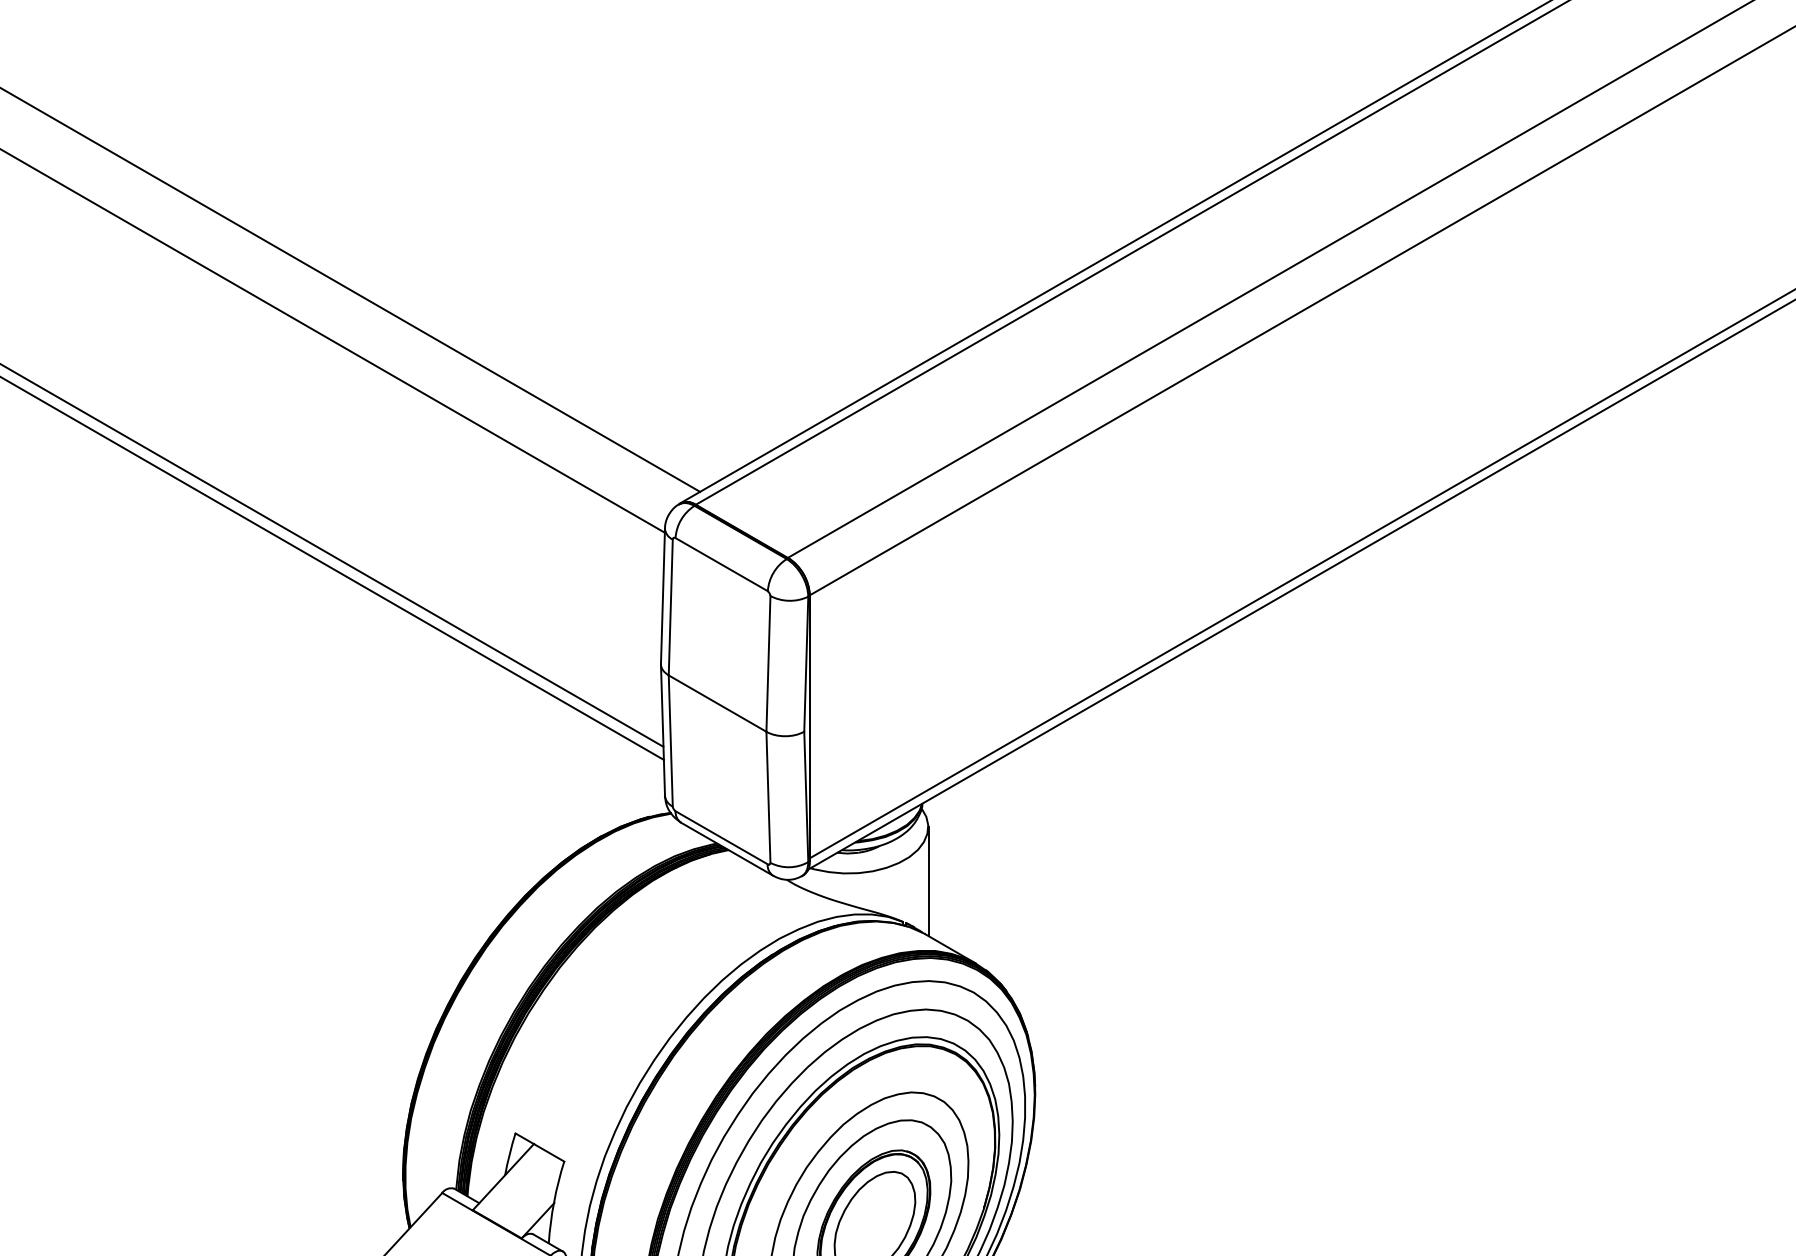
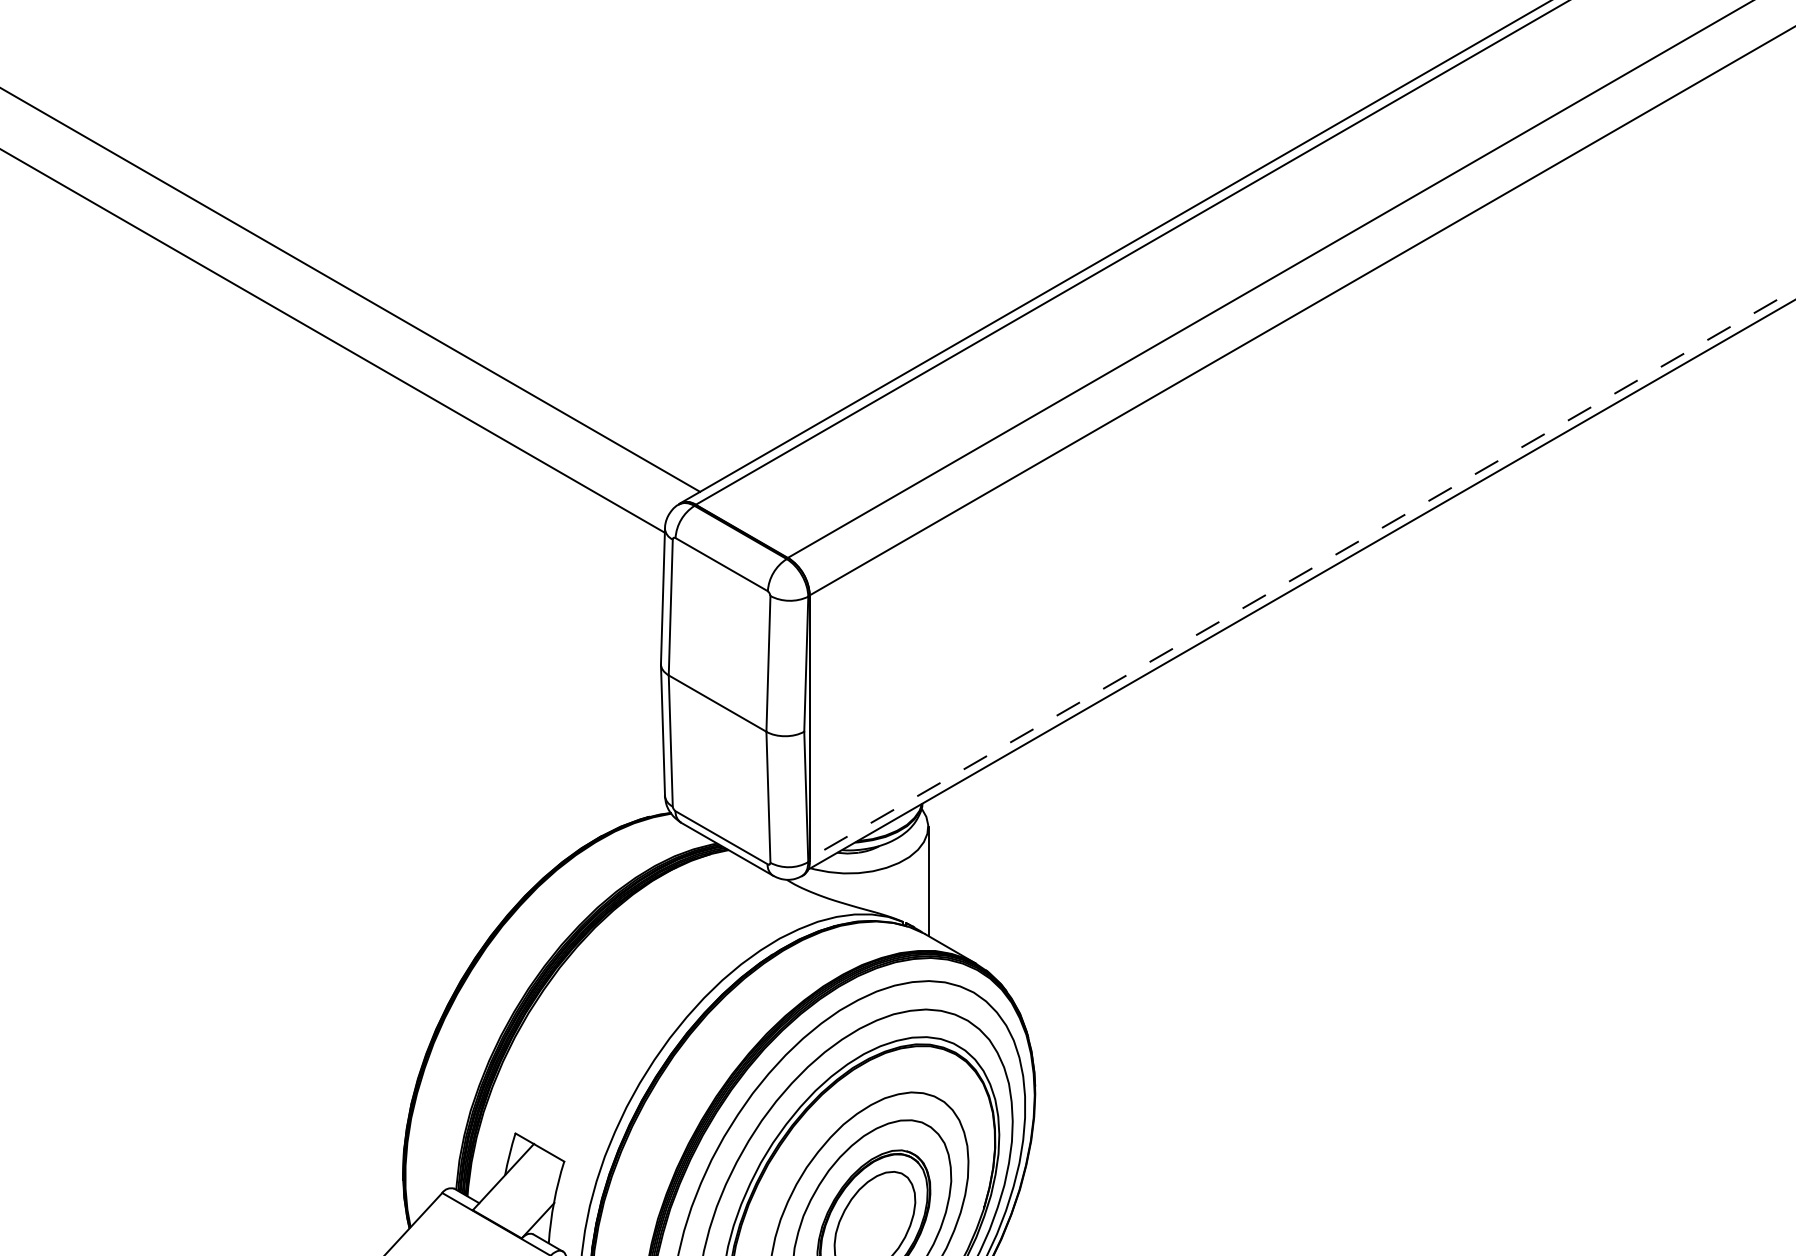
line: present -> none (332, 555)
line: present -> none (332, 568)
line: solid -> dashed (1302, 573)
